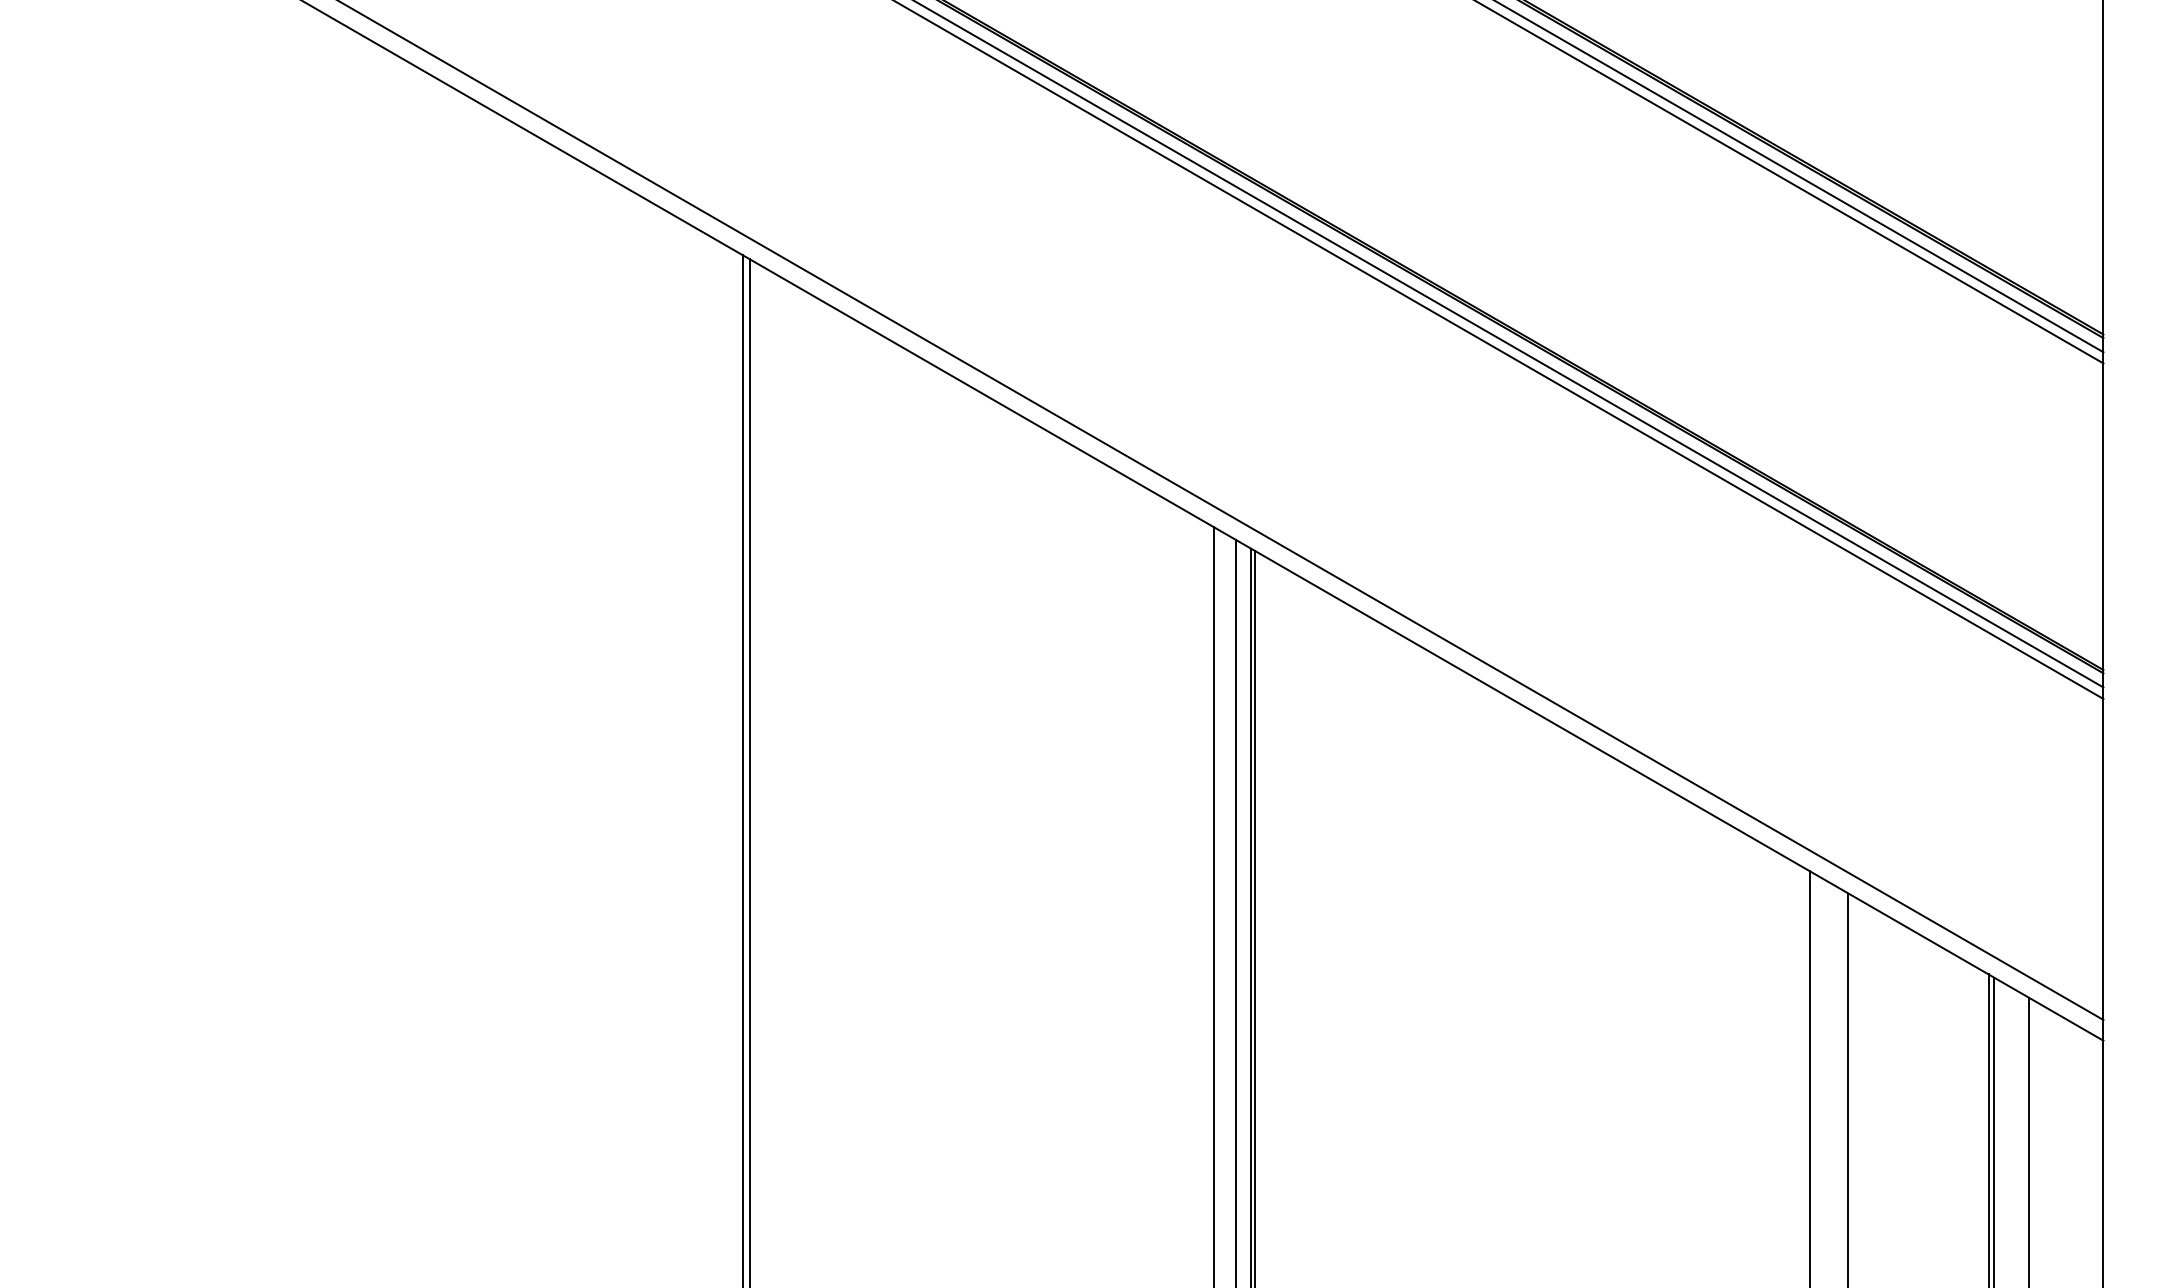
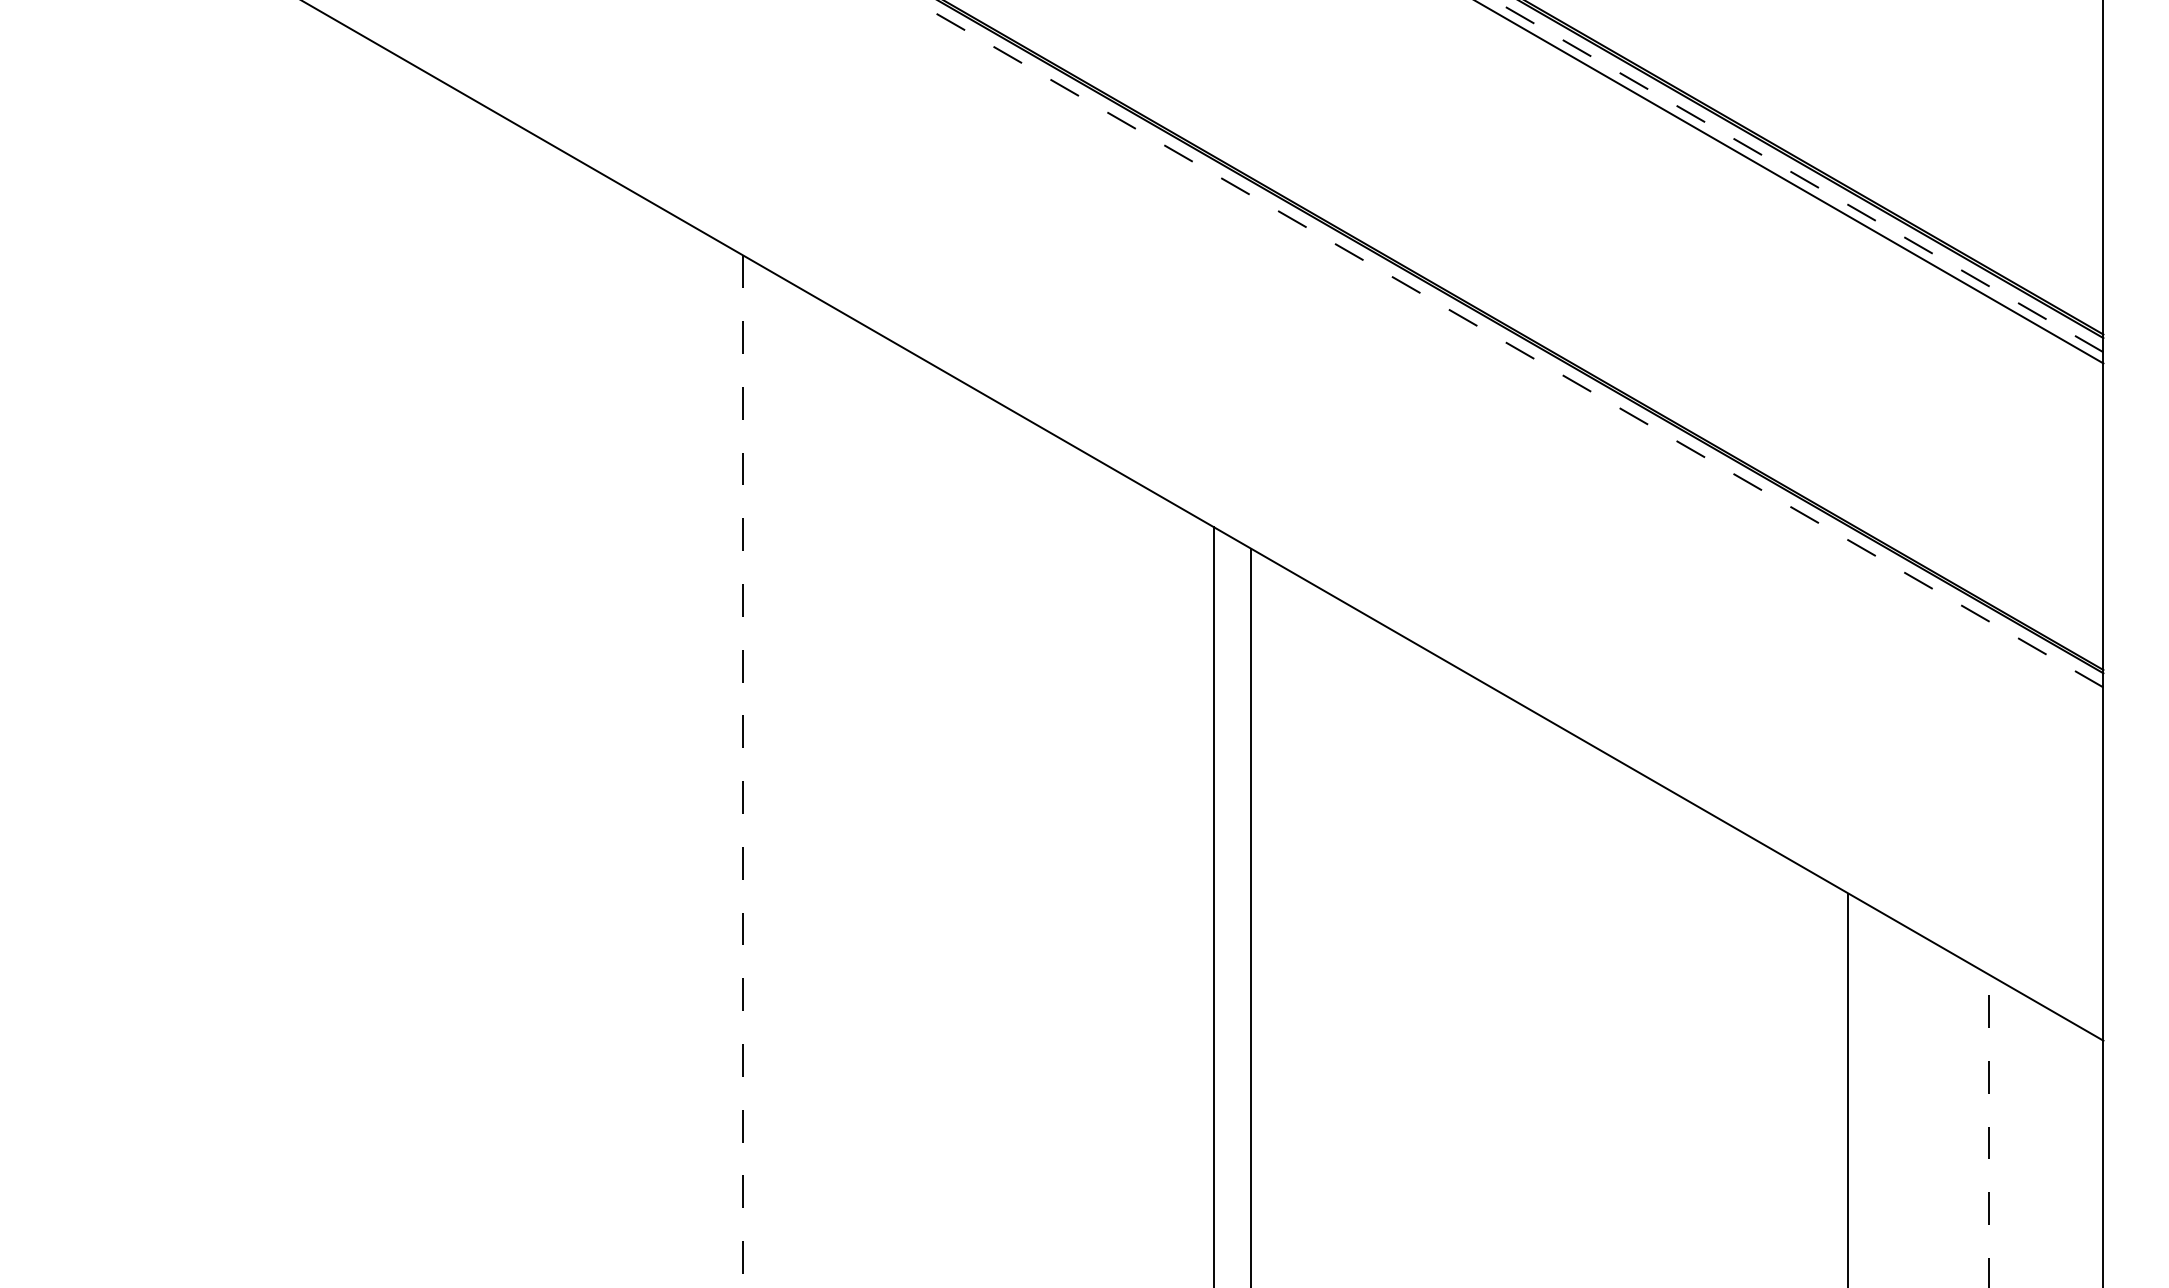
line: solid -> dashed (1798, 176)
line: solid -> dashed (1507, 343)
line: present -> none (1499, 350)
line: present -> none (1221, 511)
line: solid -> dashed (743, 771)
line: present -> none (749, 771)
line: present -> none (1235, 911)
line: present -> none (1255, 917)
line: present -> none (1809, 1077)
line: solid -> dashed (1988, 1130)
line: present -> none (1994, 1130)
line: present -> none (2028, 1140)
